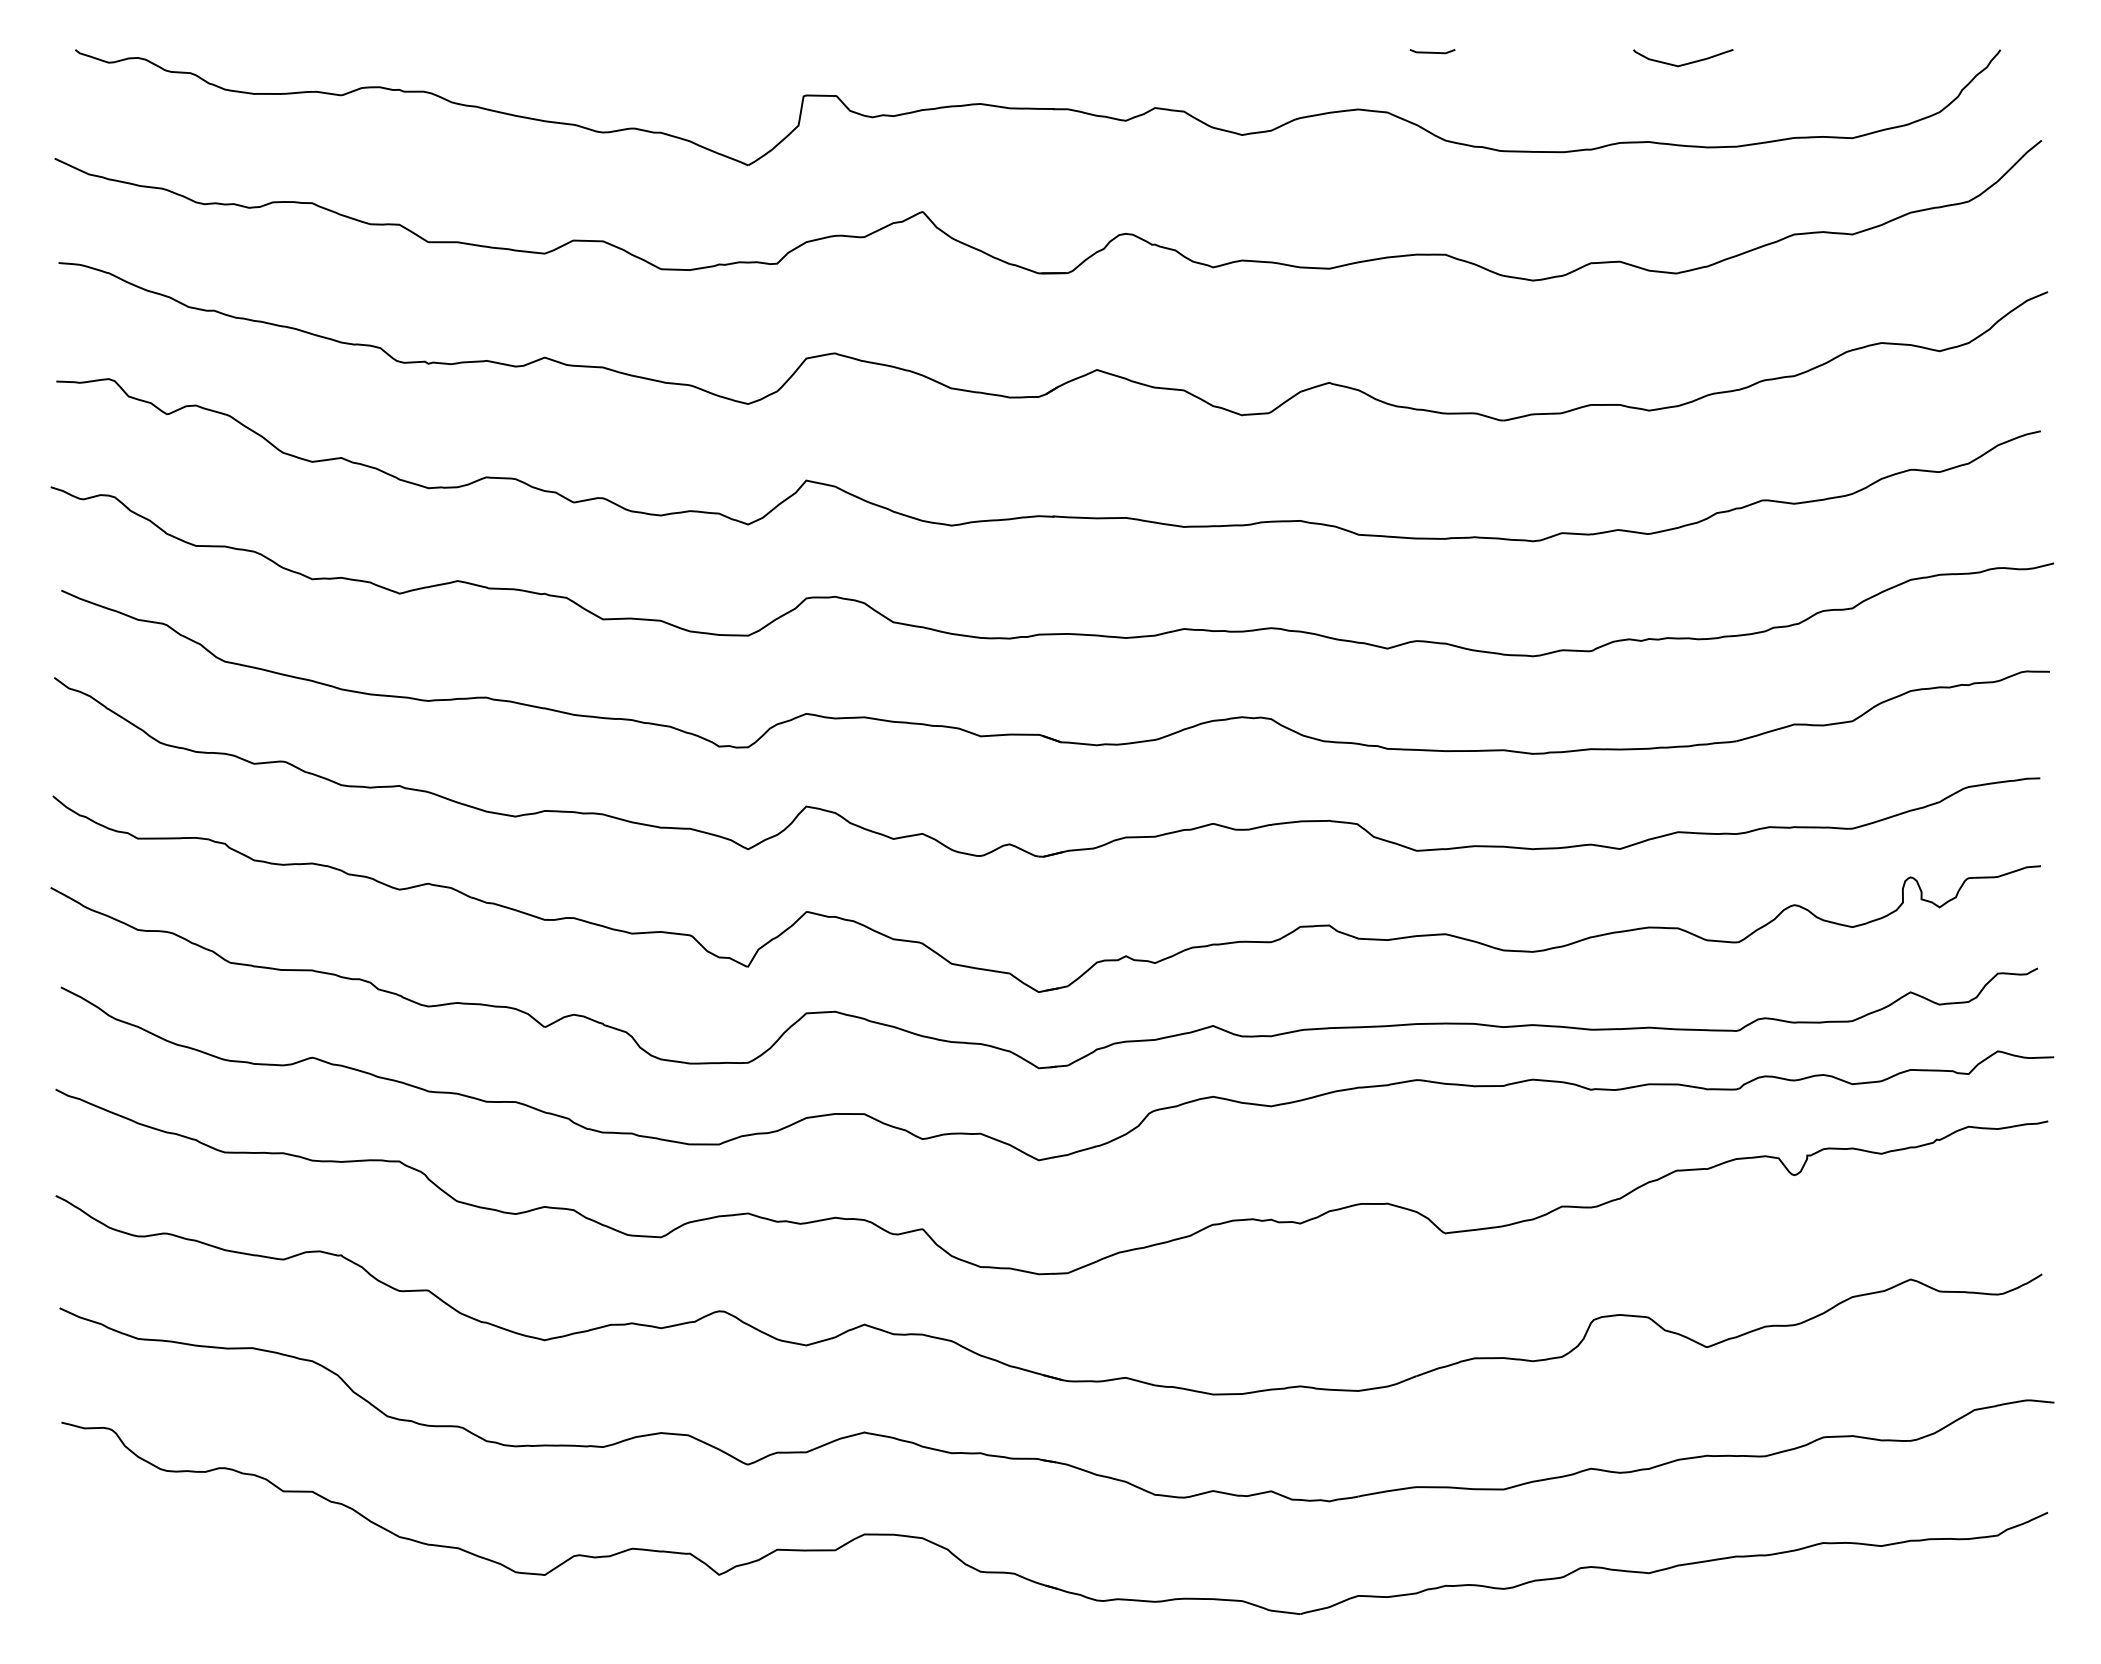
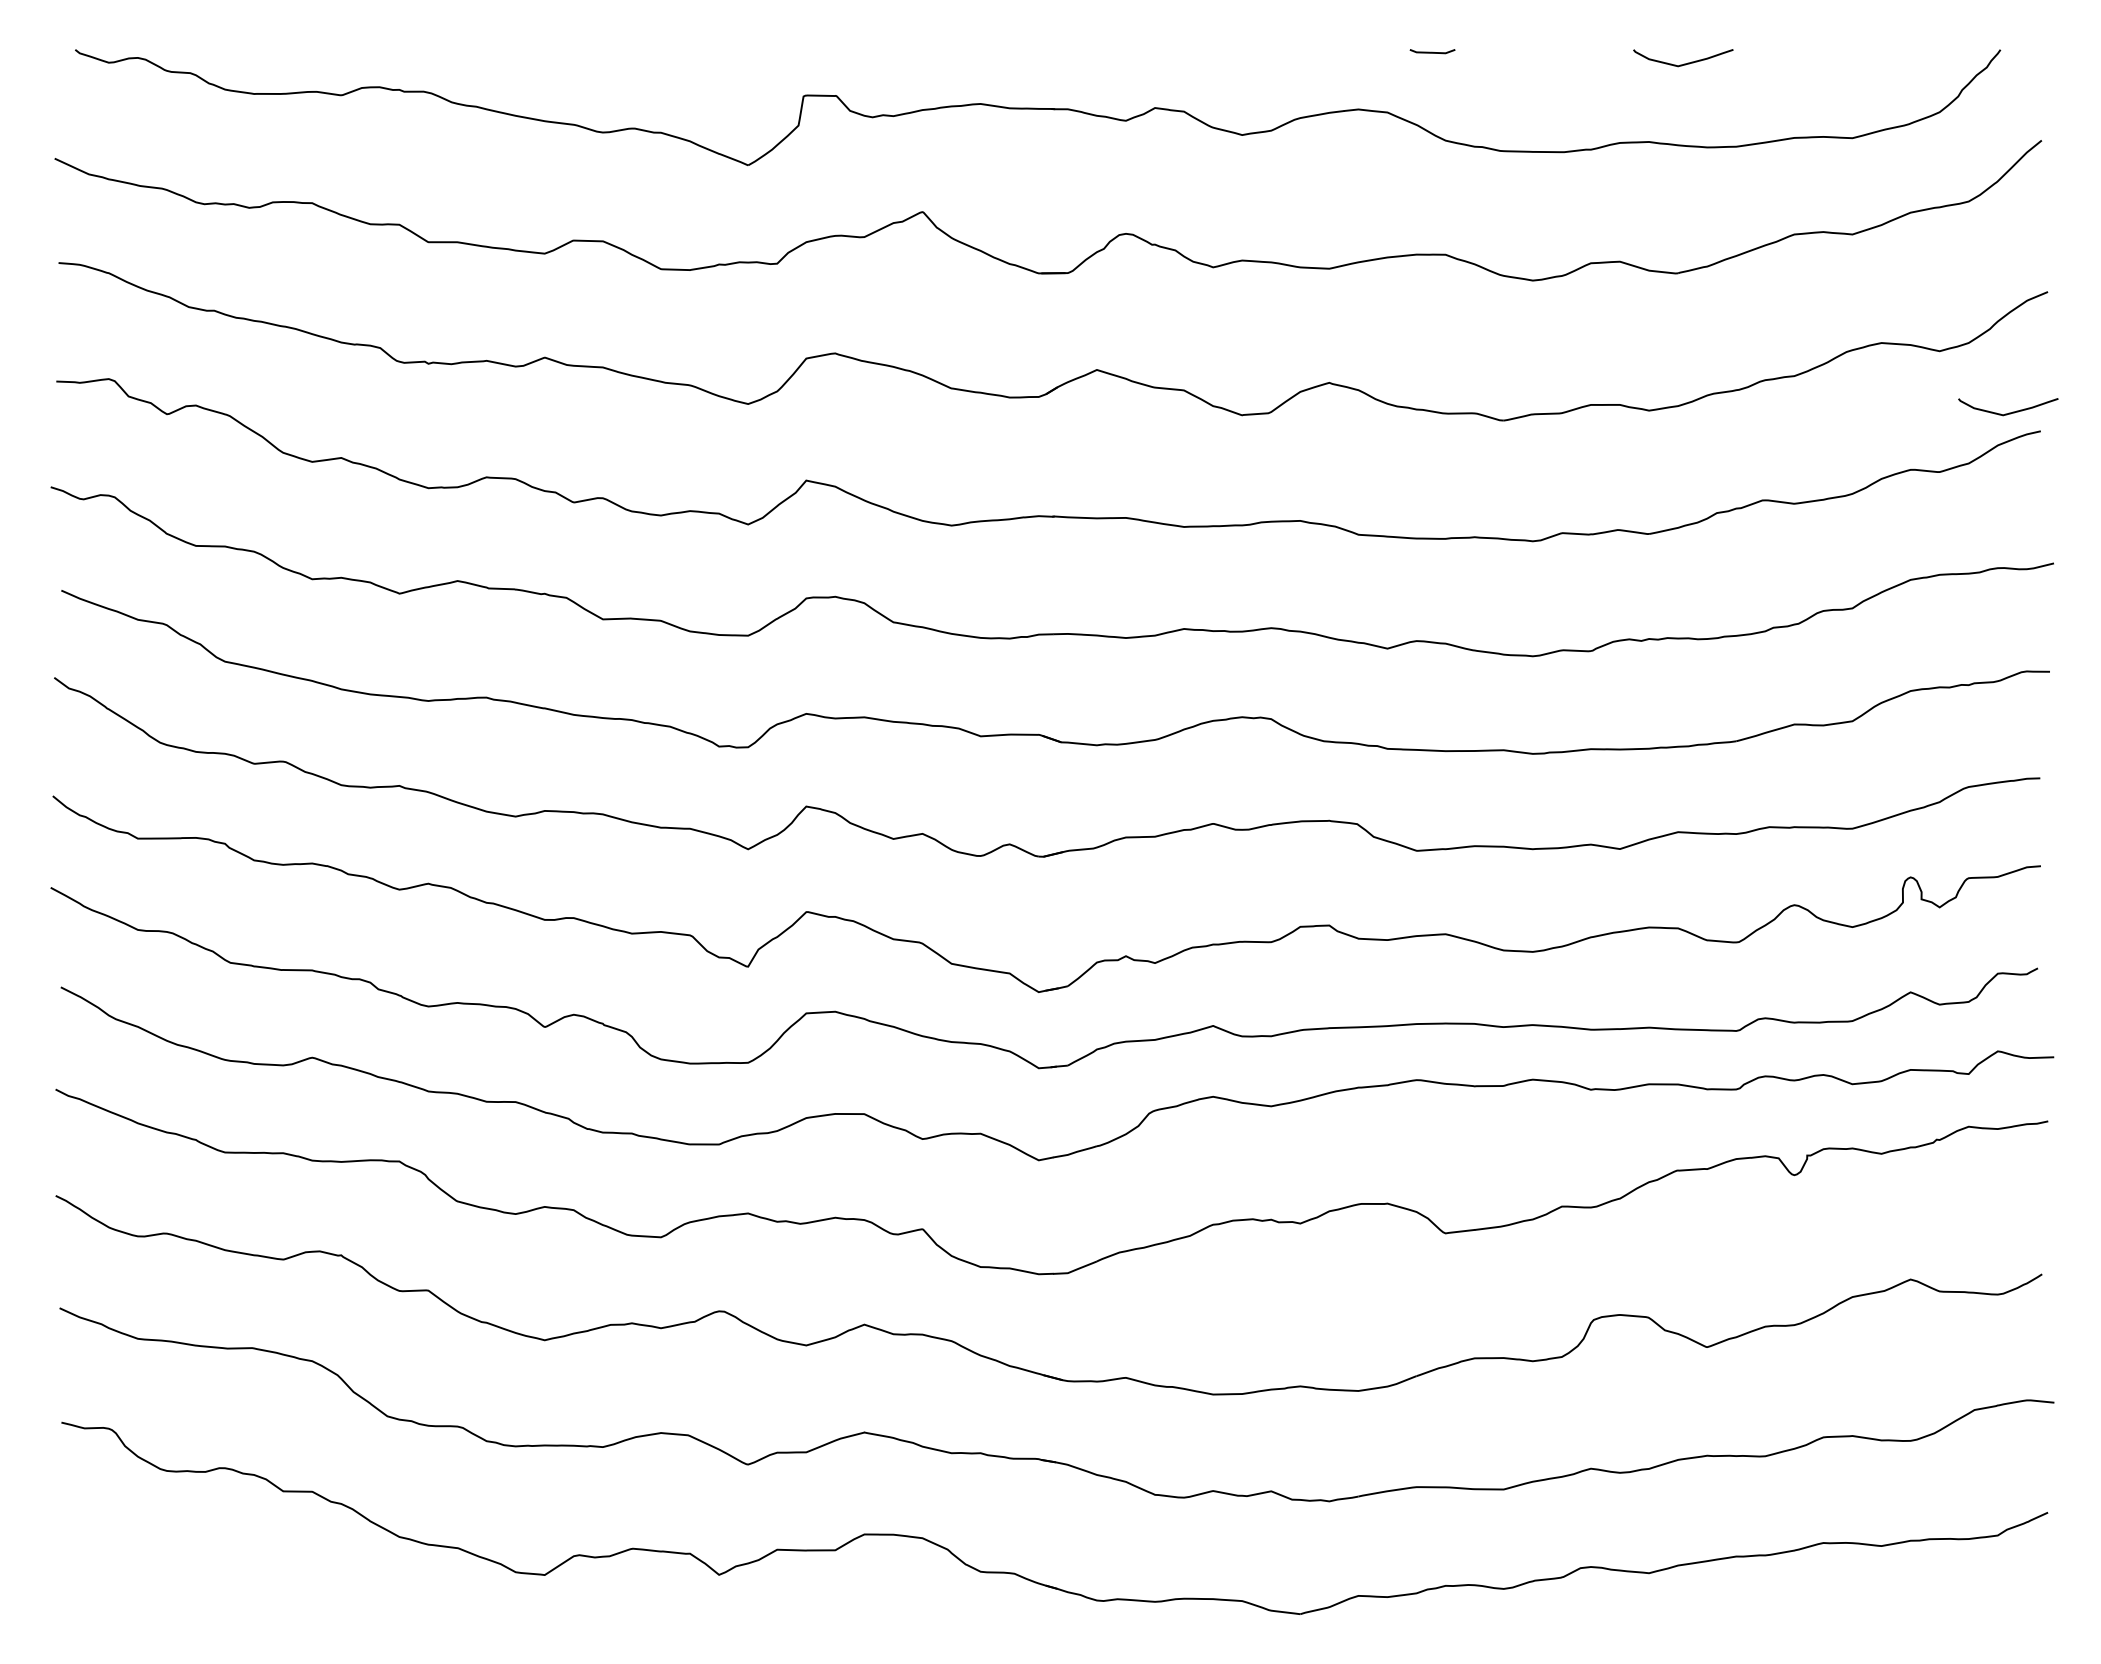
curve: none -> present (2009, 412)
